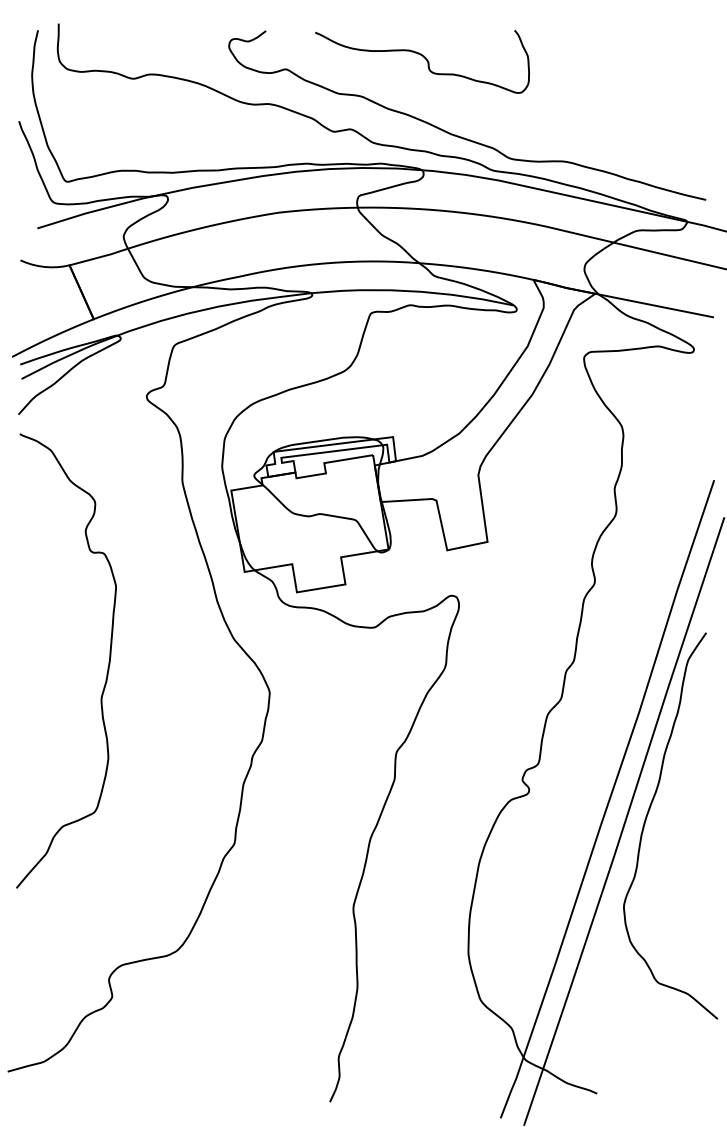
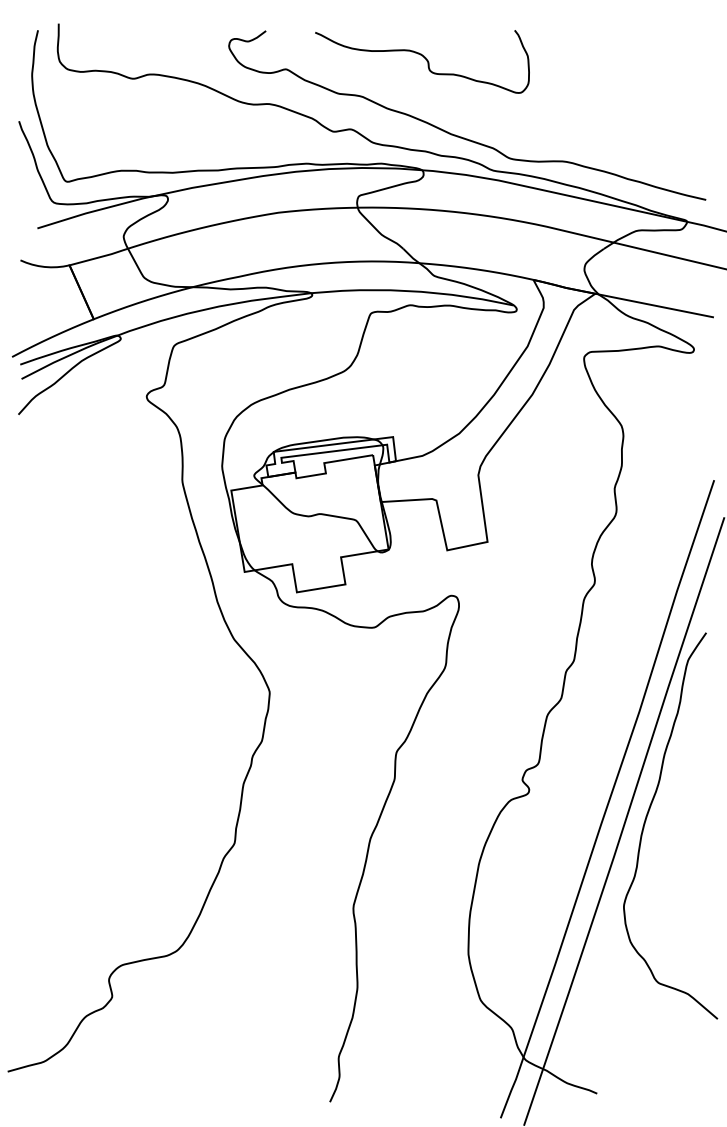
curve: present -> none (107, 667)
